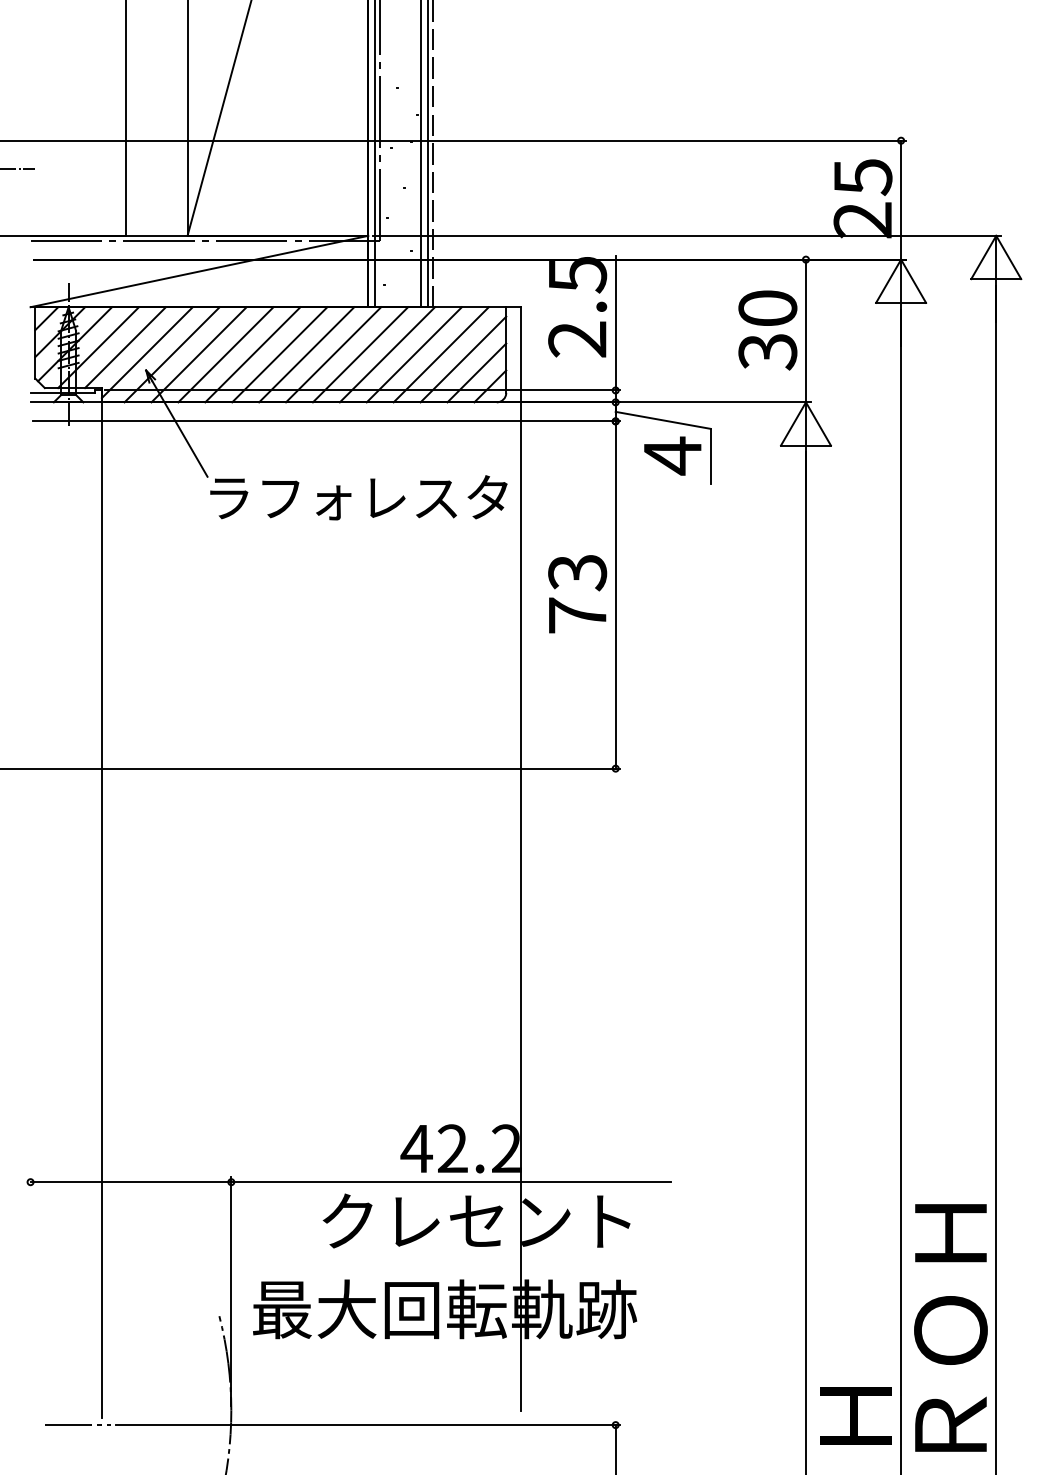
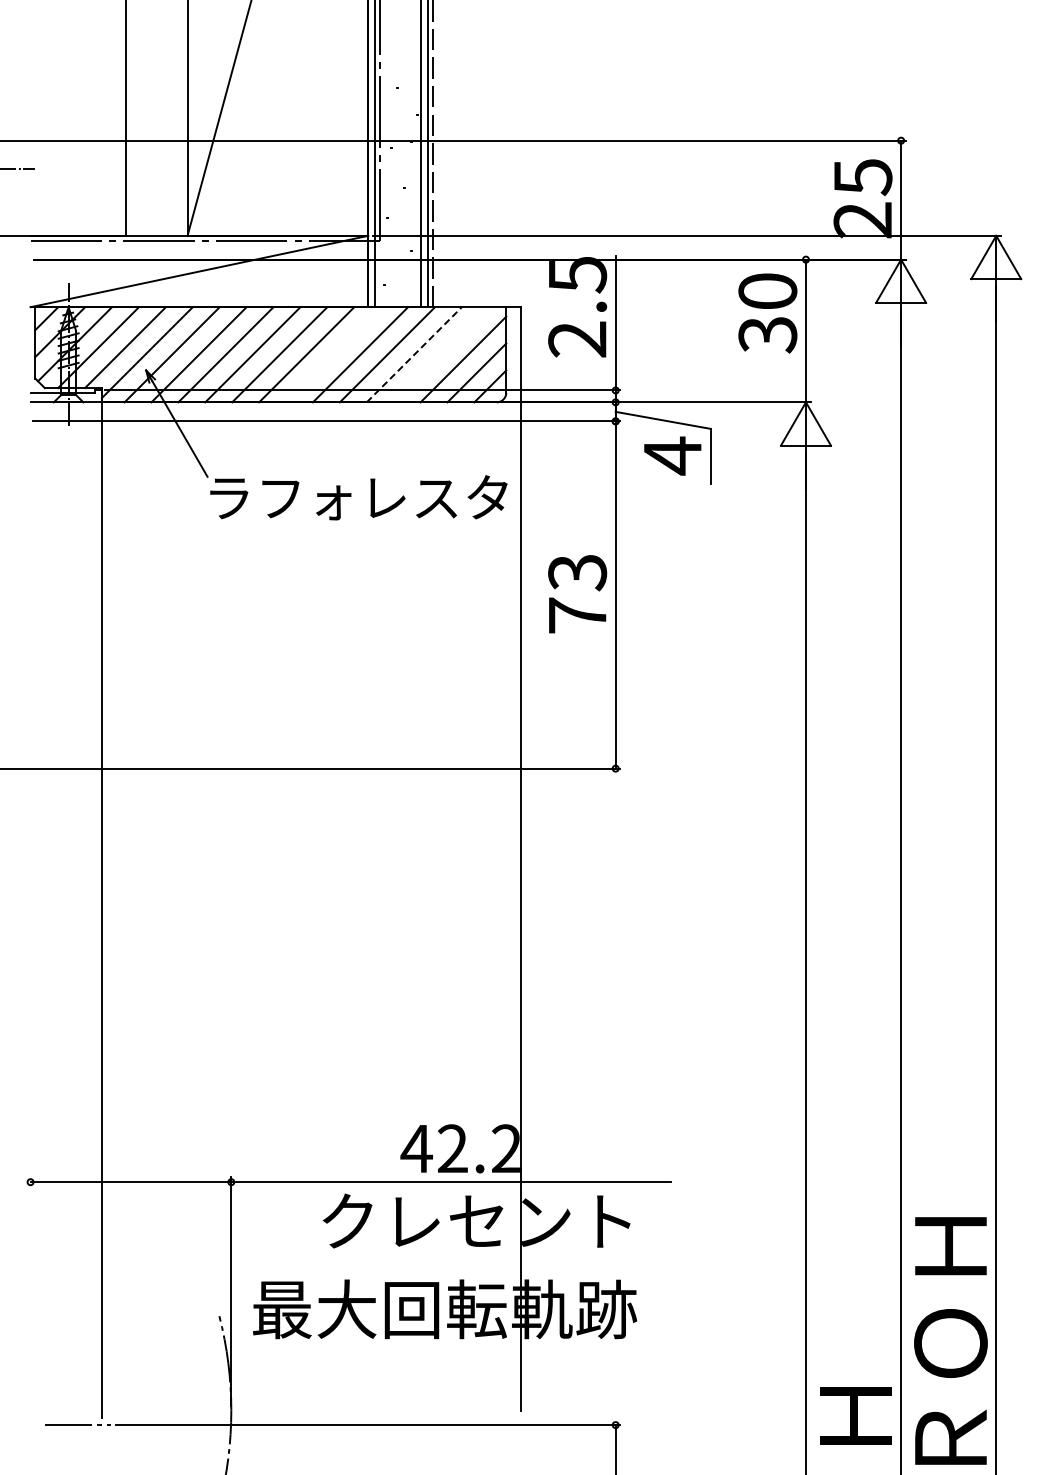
text position: (767, 330) -> (767, 313) (767, 313)
line: present -> none (333, 354)
line: solid -> dashed (414, 354)
line: present -> none (440, 354)
text position: (950, 1327) -> (950, 1340) (950, 1340)
